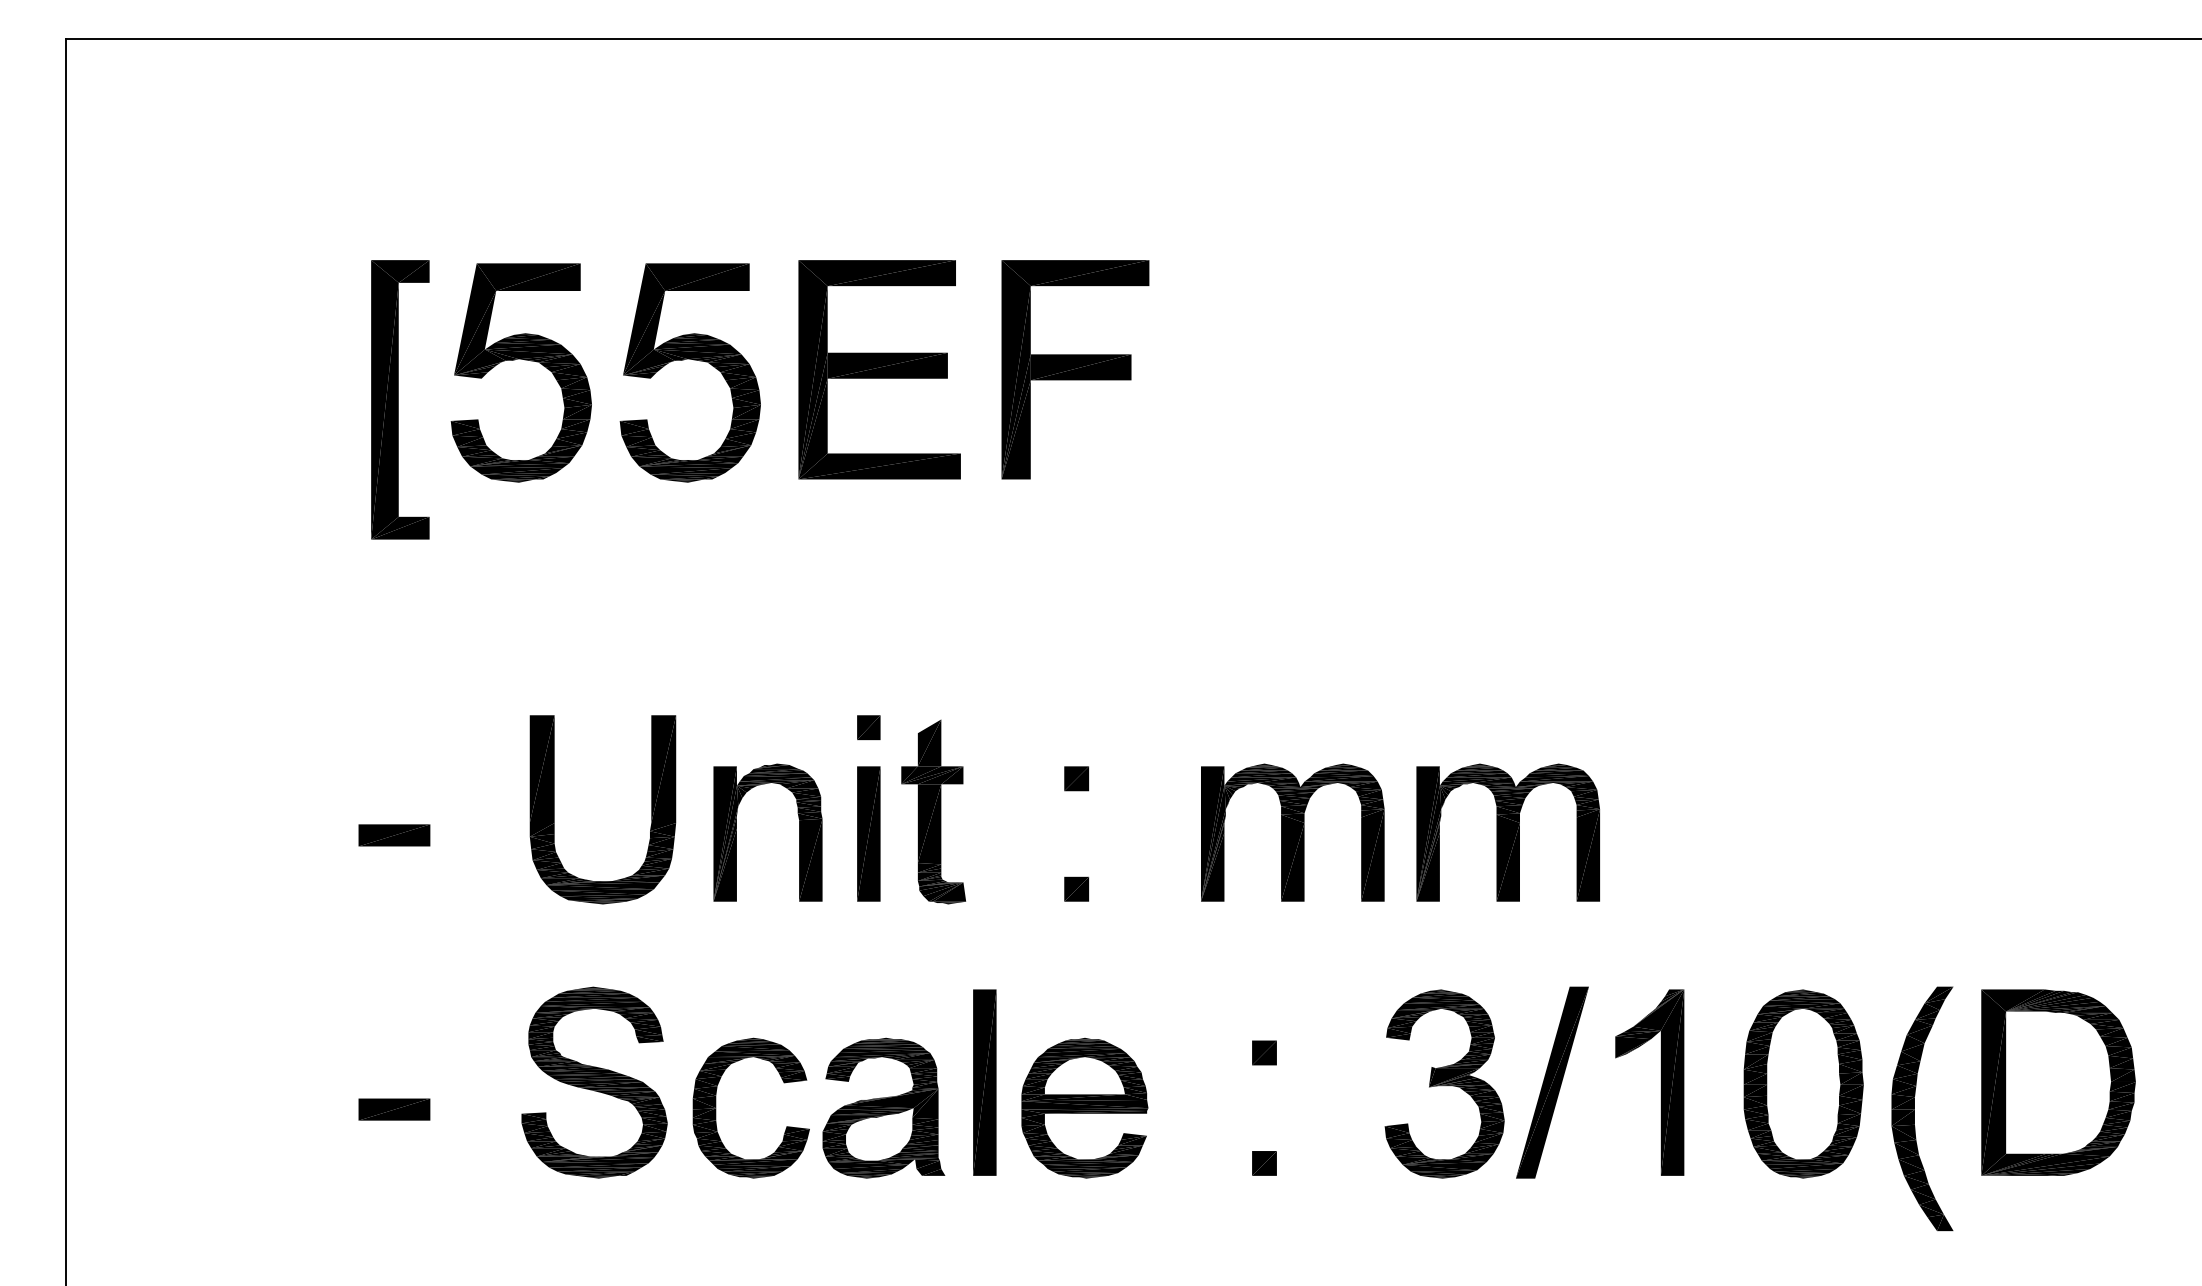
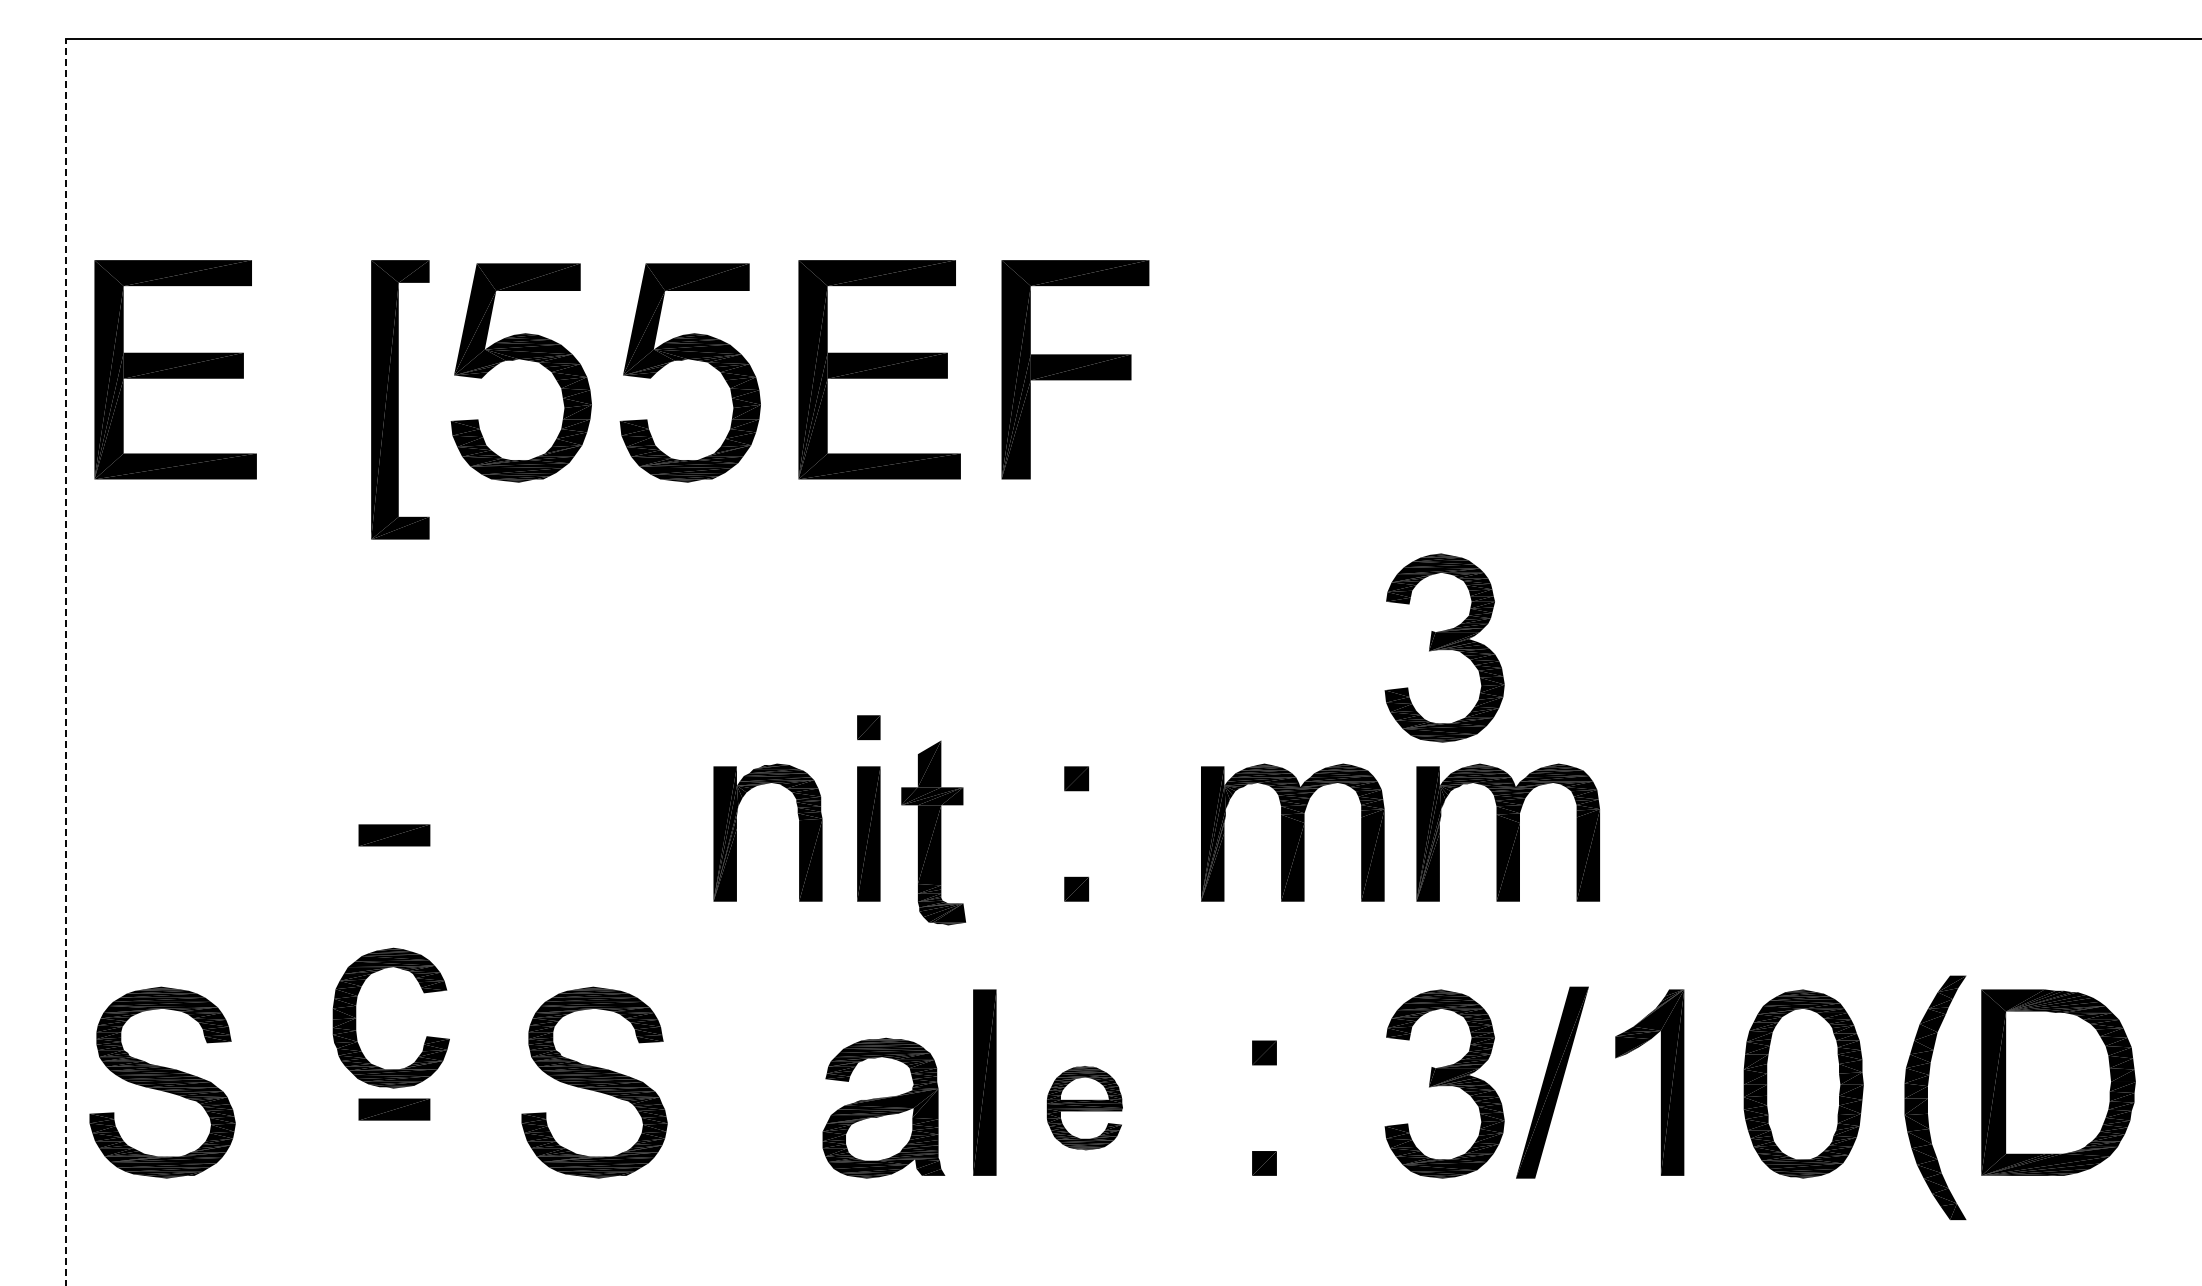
part: none -> present (175, 369)
part: none -> present (1444, 647)
line: solid -> dashed (66, 661)
part: present -> none (554, 809)
part position: (933, 811) -> (933, 832) (933, 832)
part: none -> present (162, 1082)
part position: (716, 1107) -> (356, 1017) (356, 1017)
part size: 128x142 px -> 77x85 px (1084, 1108)
part position: (1914, 1108) -> (1927, 1097) (1927, 1097)
